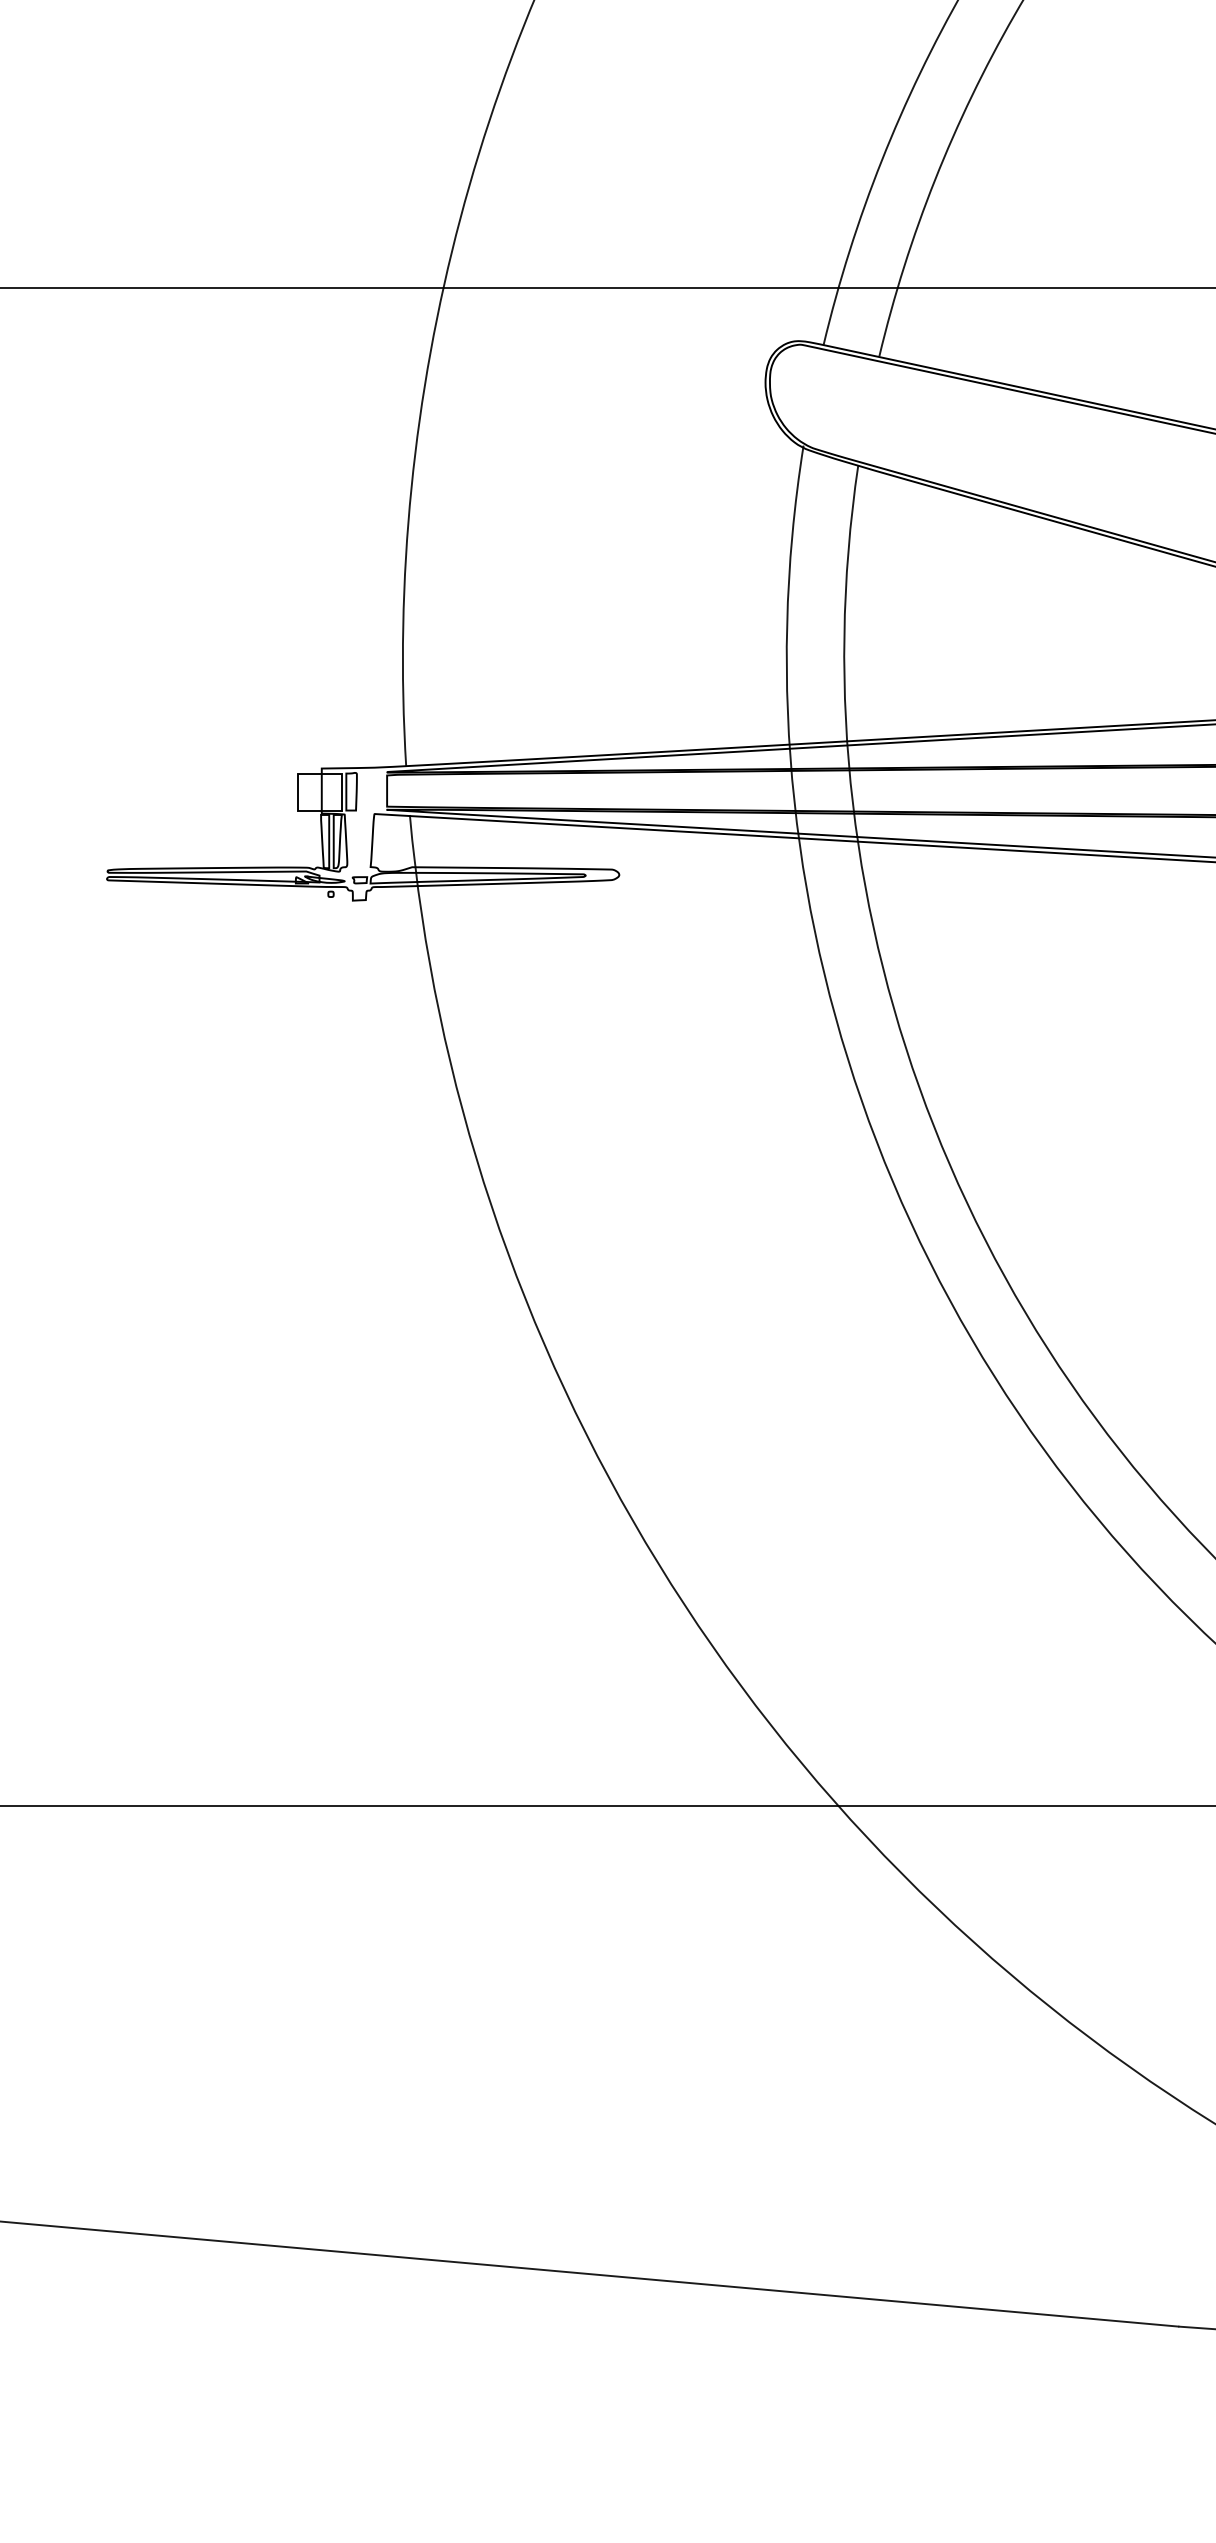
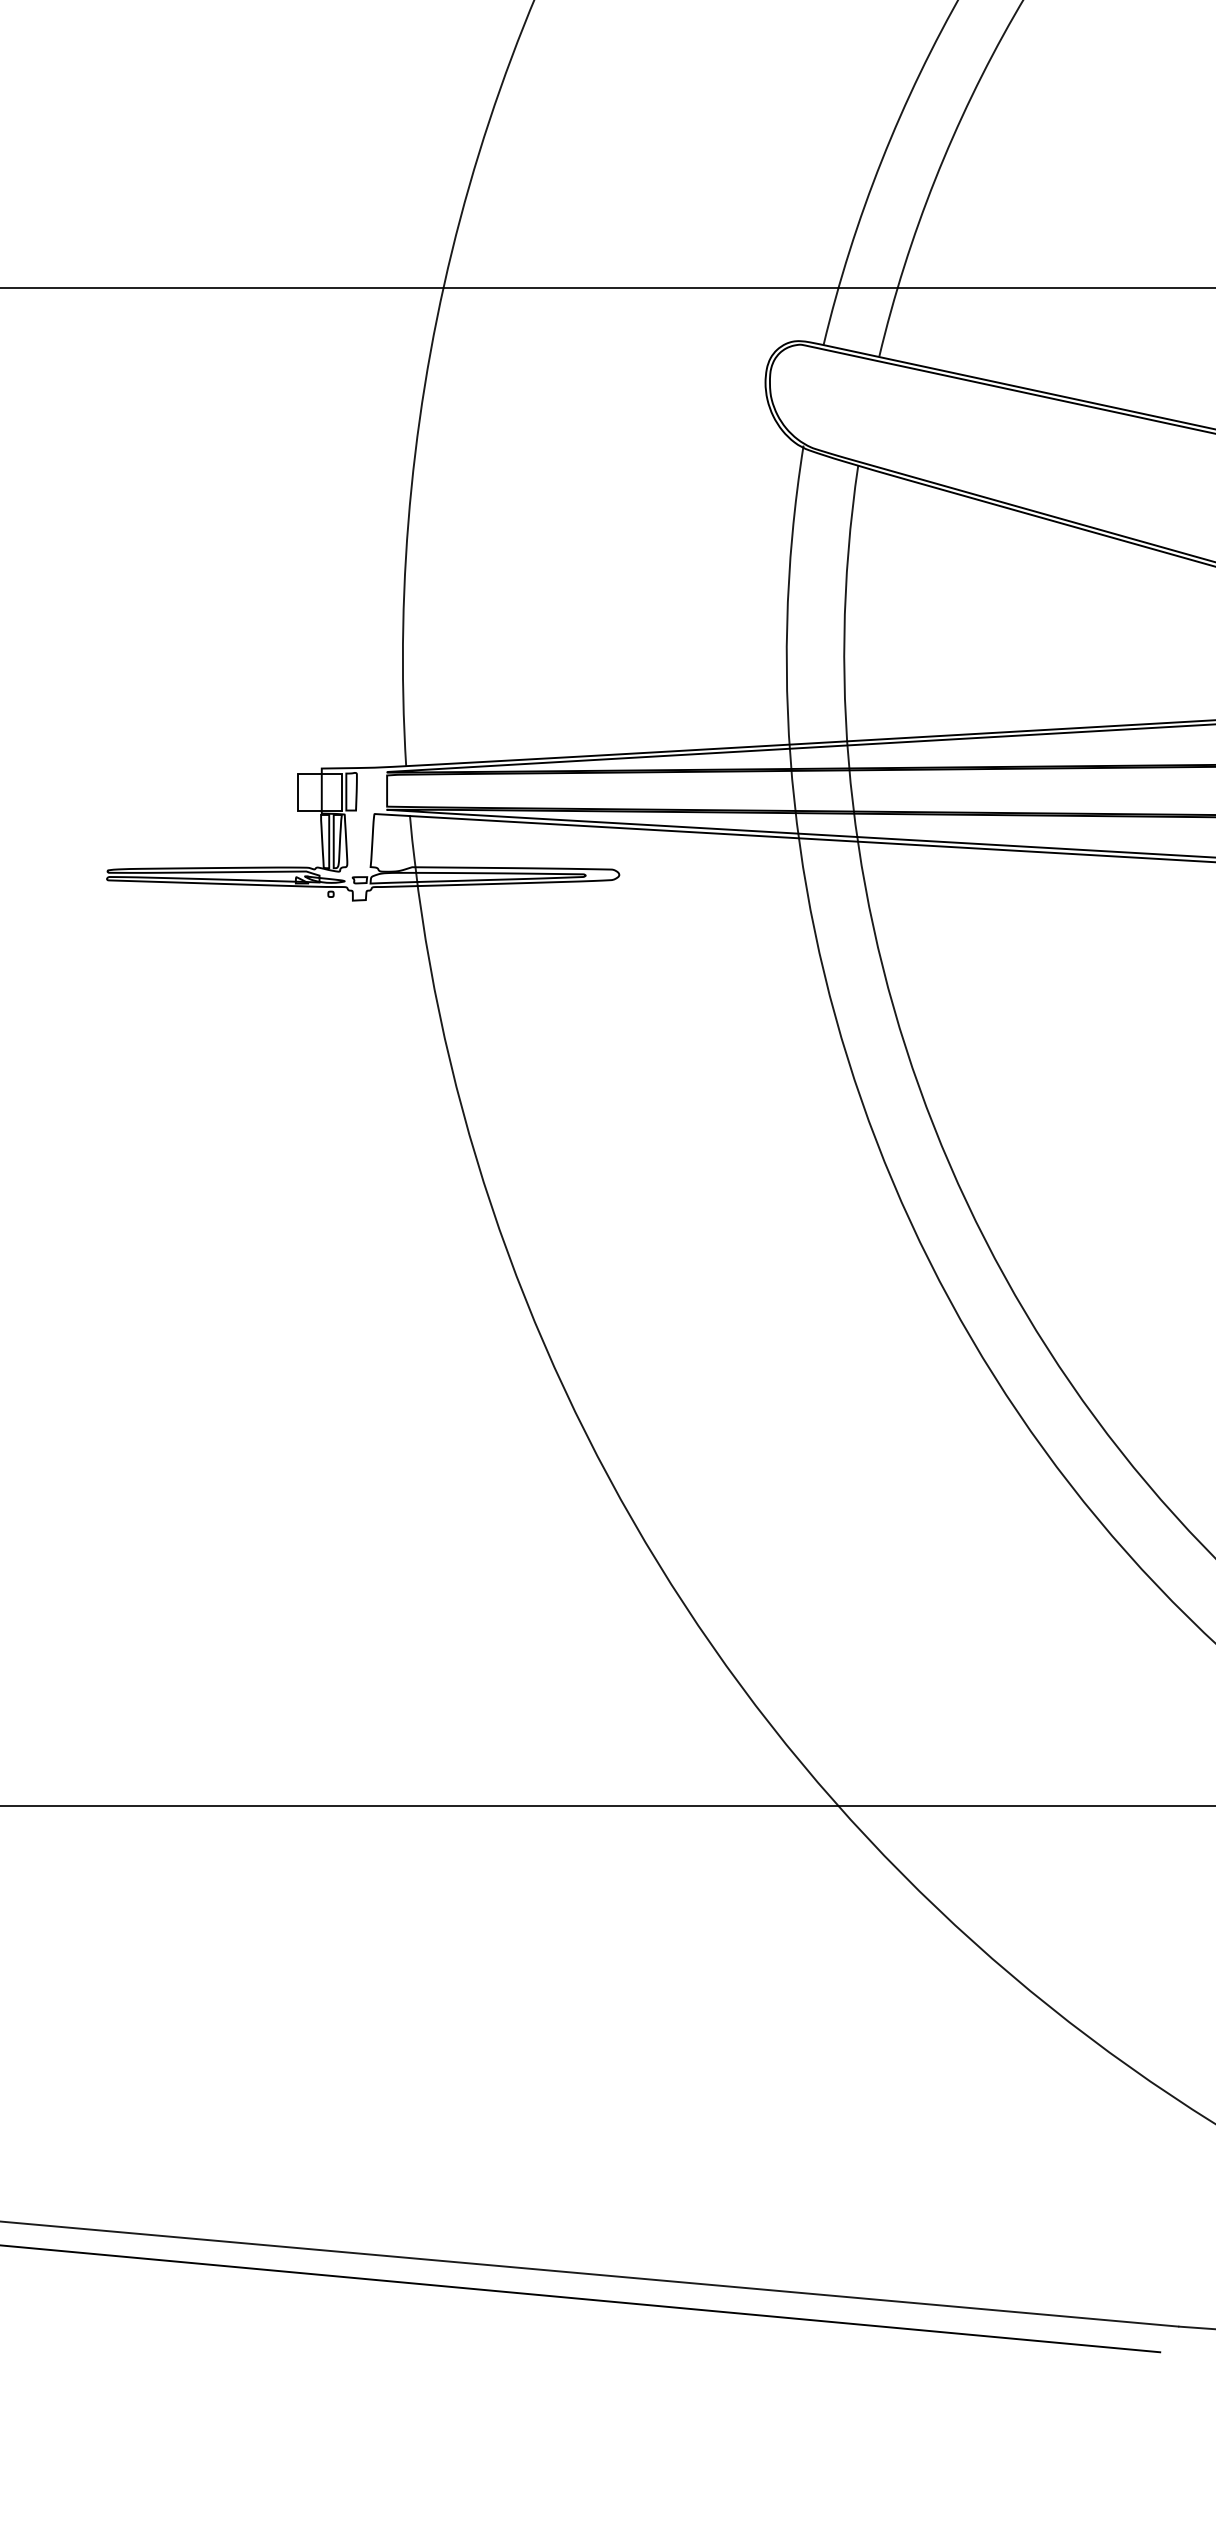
line: none -> present (581, 2298)
